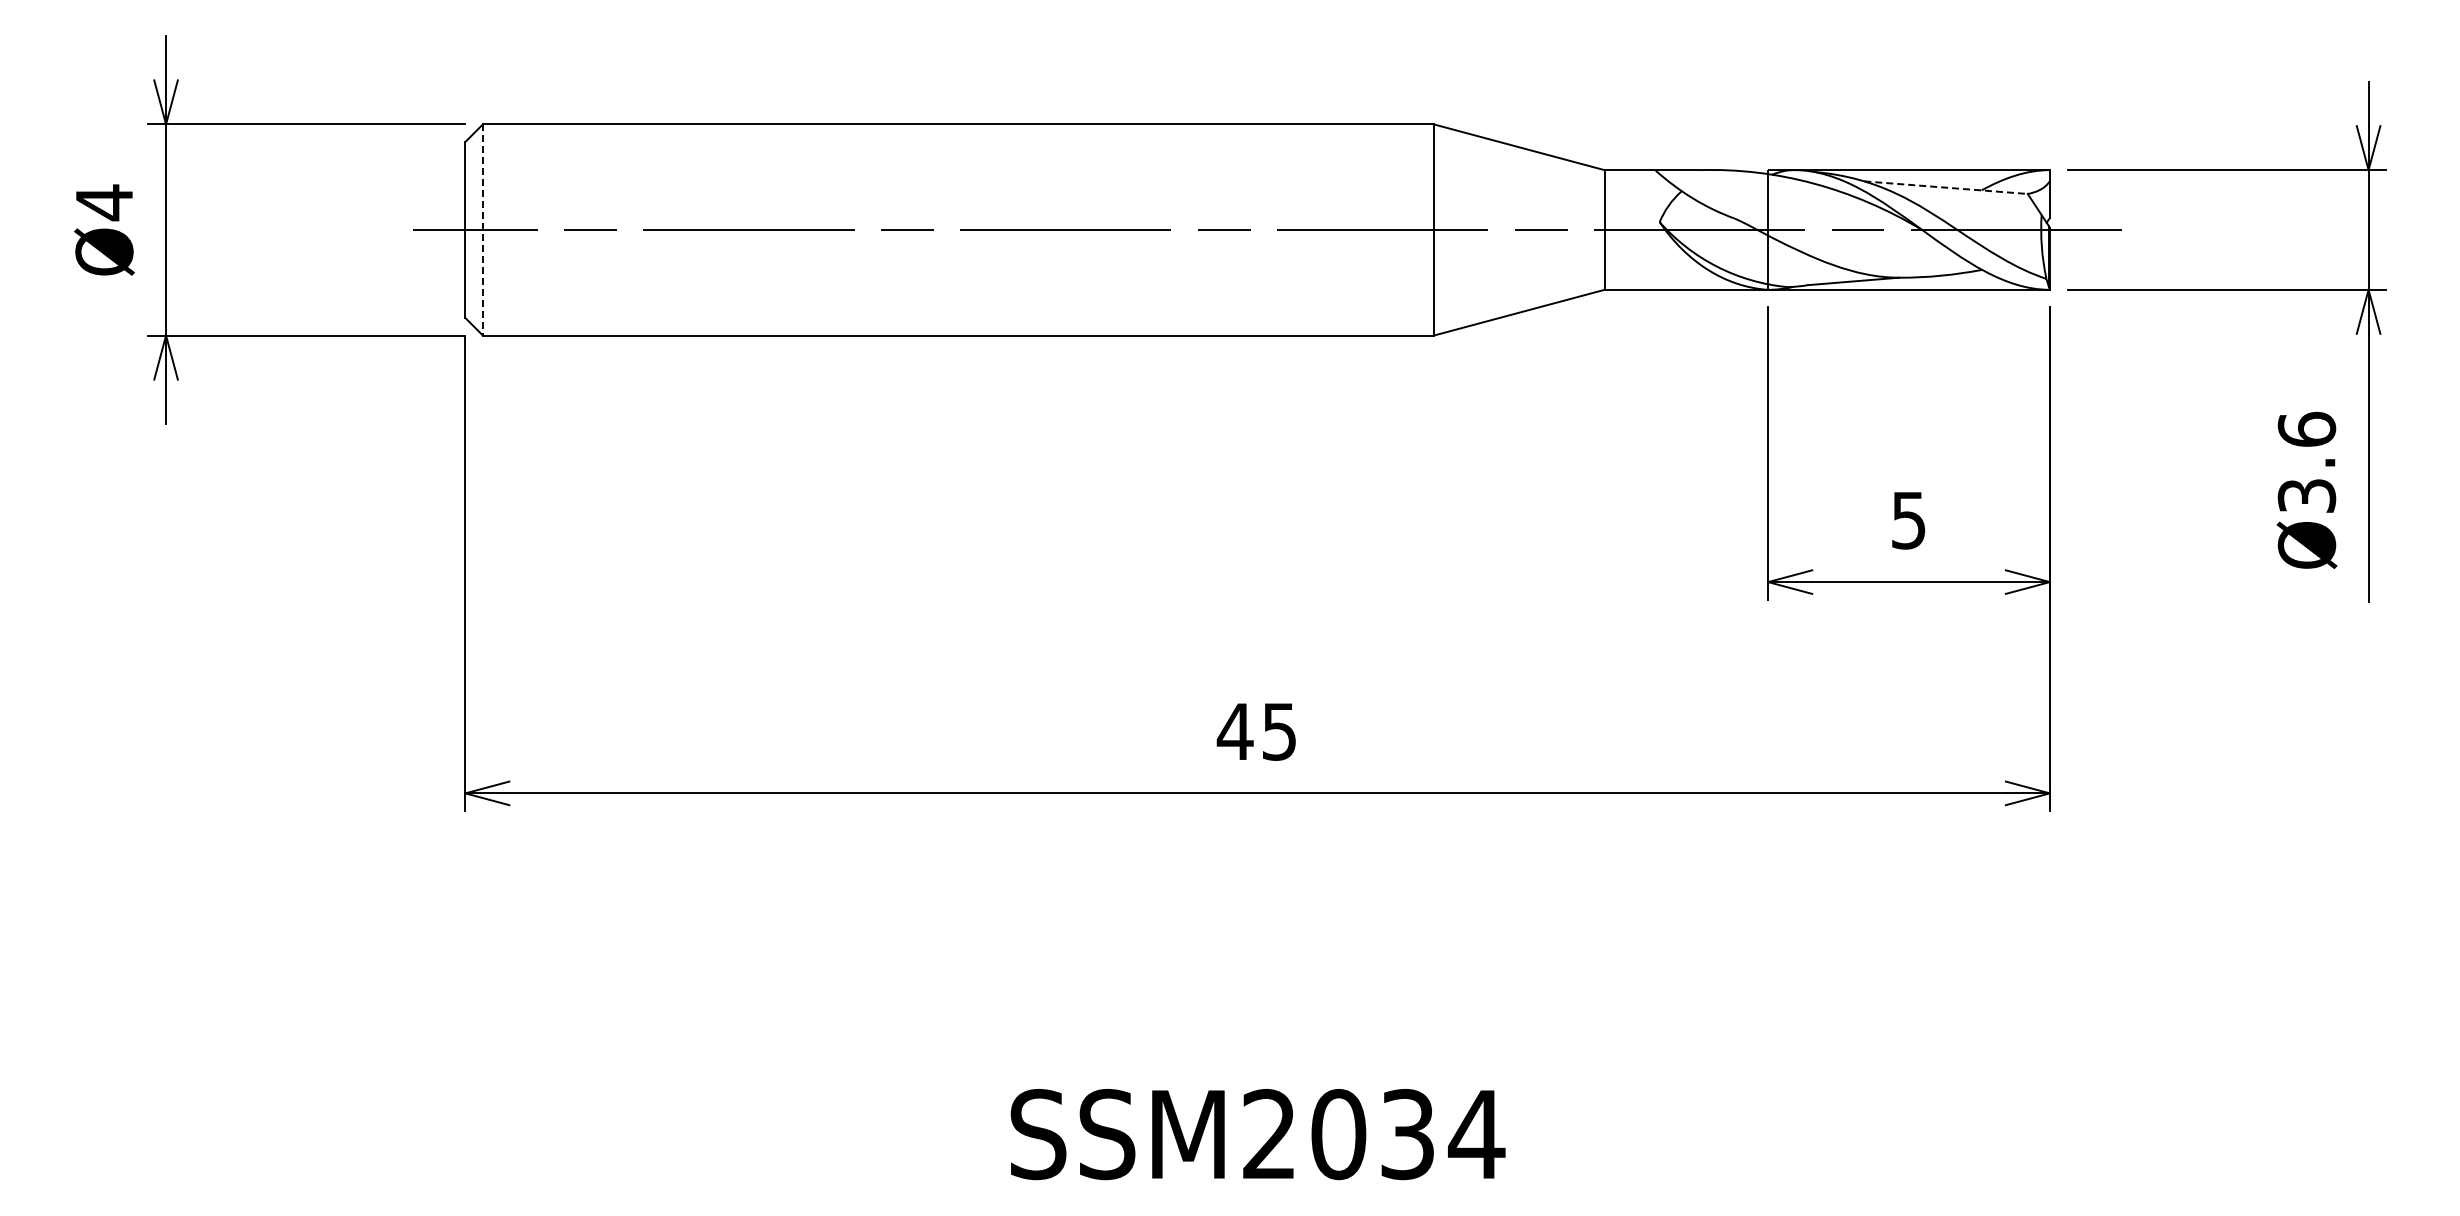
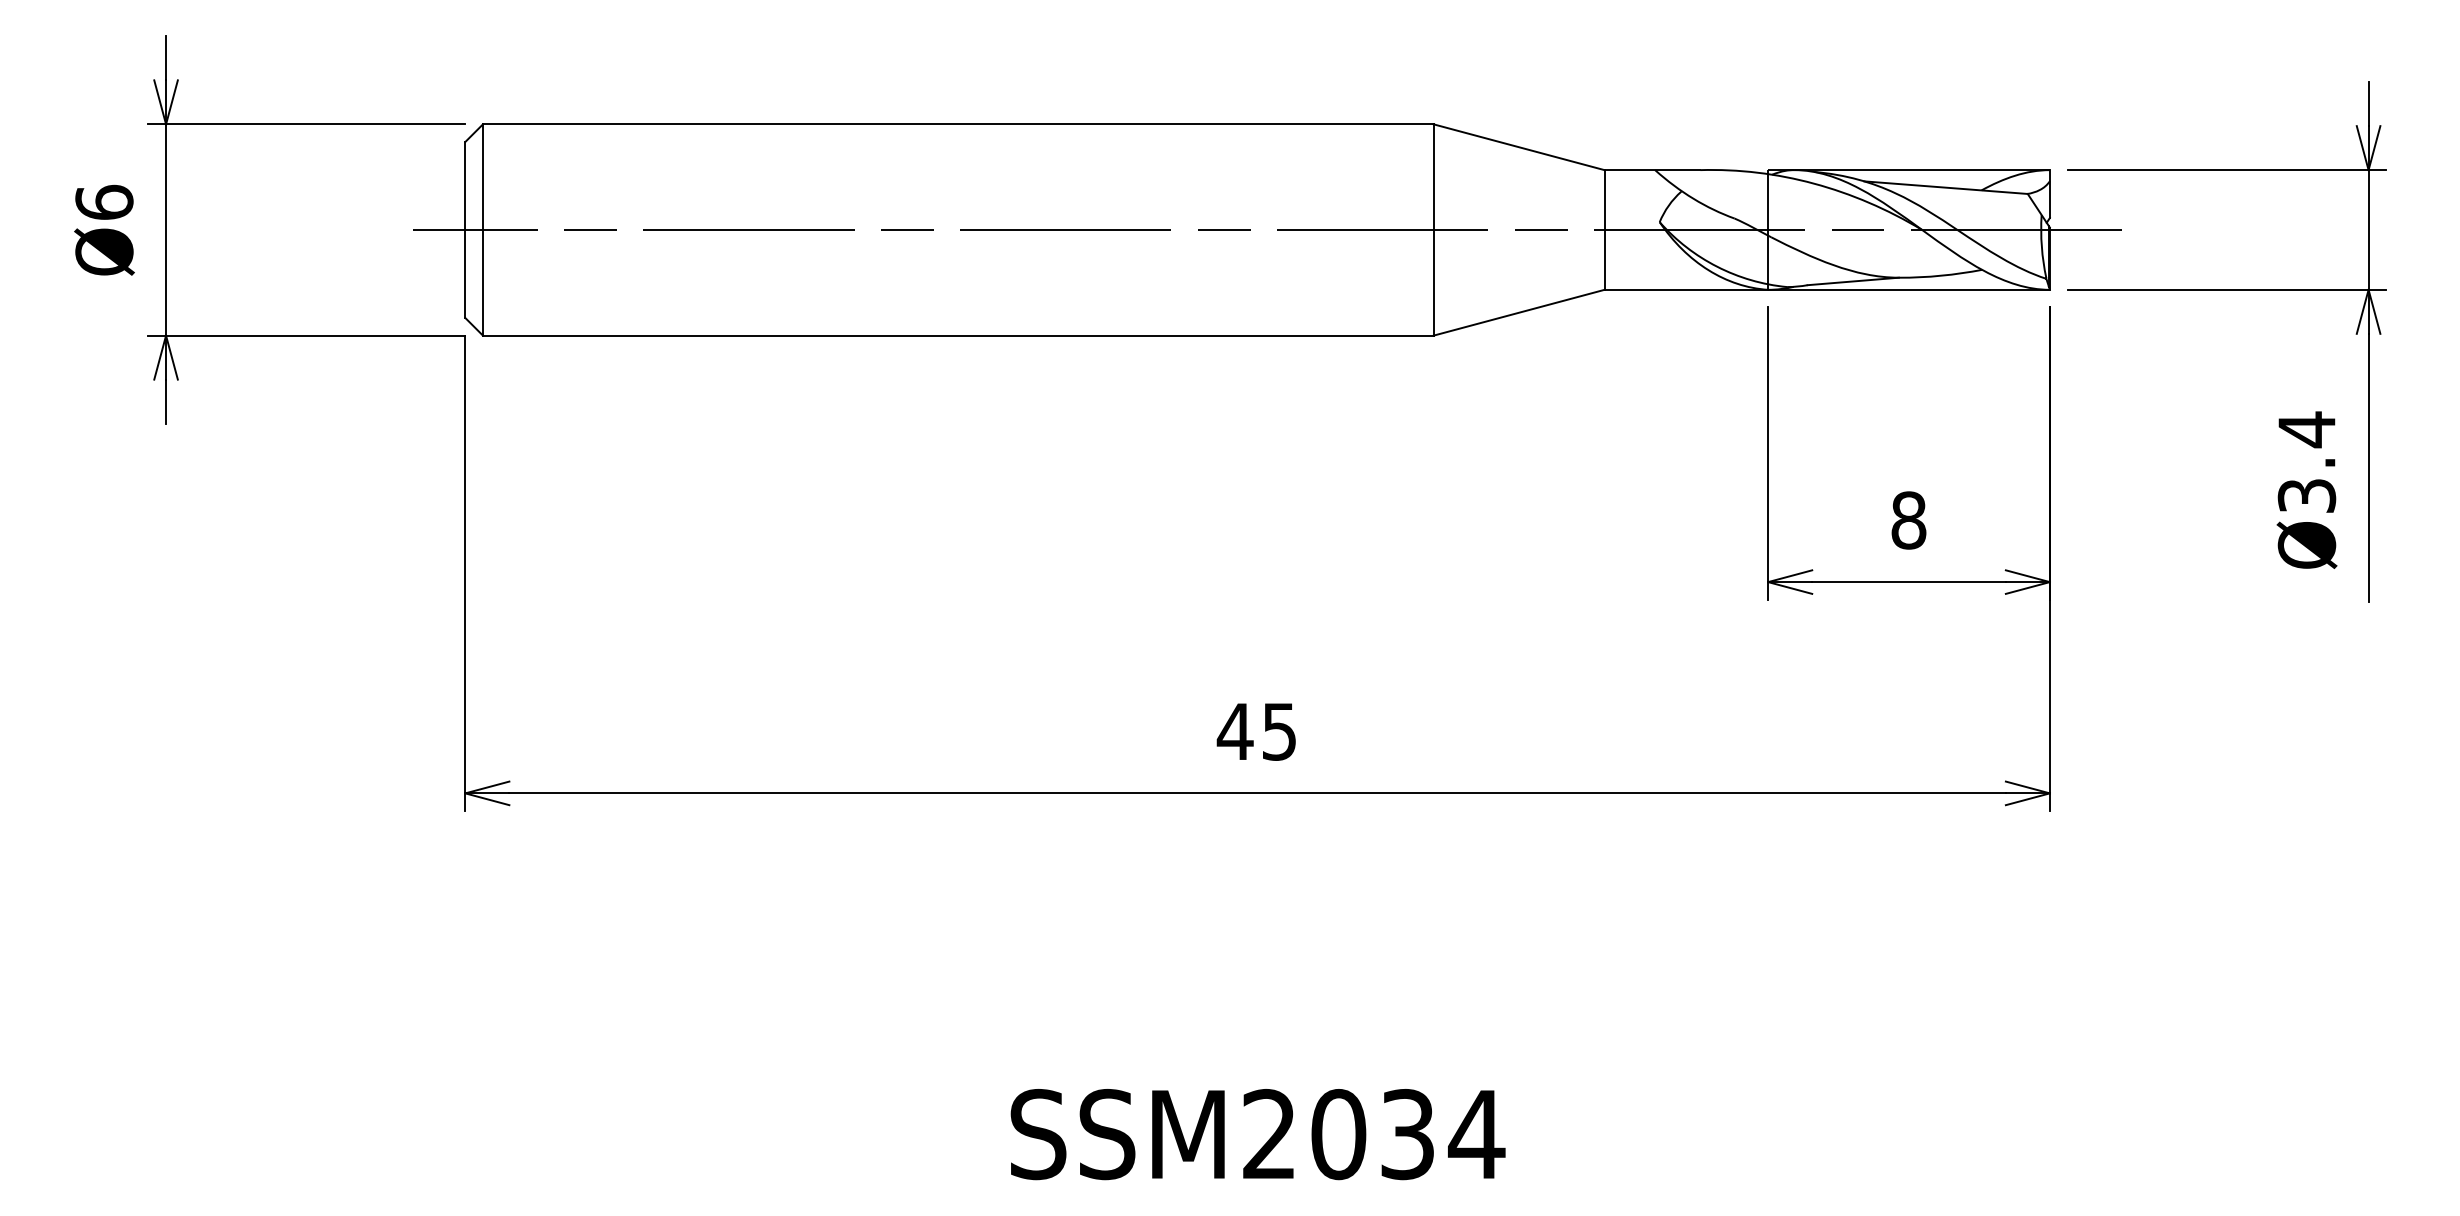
line: dashed -> solid (1946, 187)
text: Ø4 -> Ø6 (104, 202)
line: dashed -> solid (482, 229)
text: Ø3.6 -> Ø3.4 (2306, 429)
text: 5 -> 8 (1908, 520)
